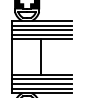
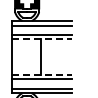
line: present -> none (42, 30)
line: solid -> dashed (42, 39)
line: solid -> dashed (42, 74)
line: present -> none (42, 84)
